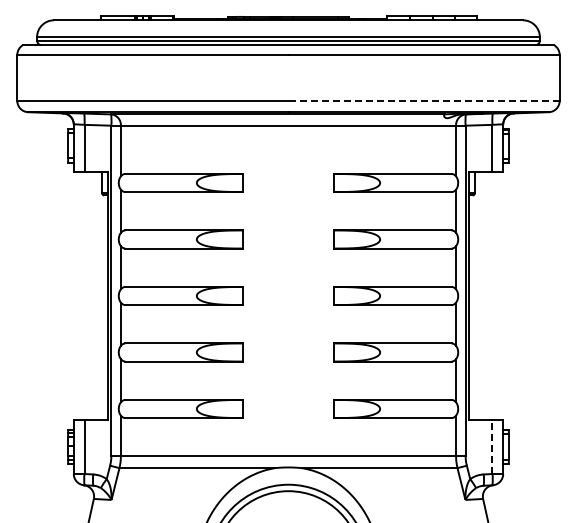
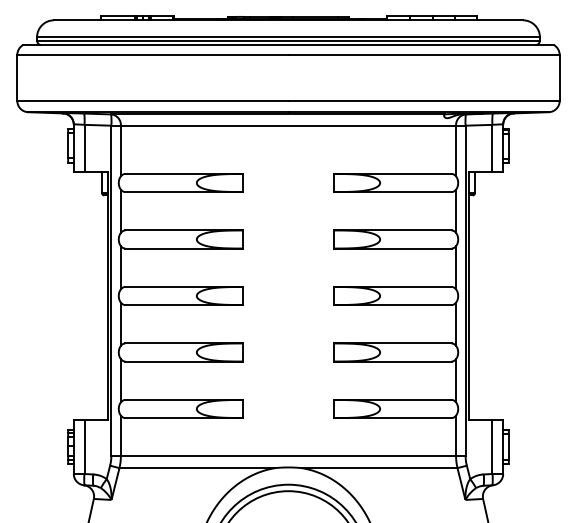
line: dashed -> solid (424, 100)
line: dashed -> solid (492, 447)
